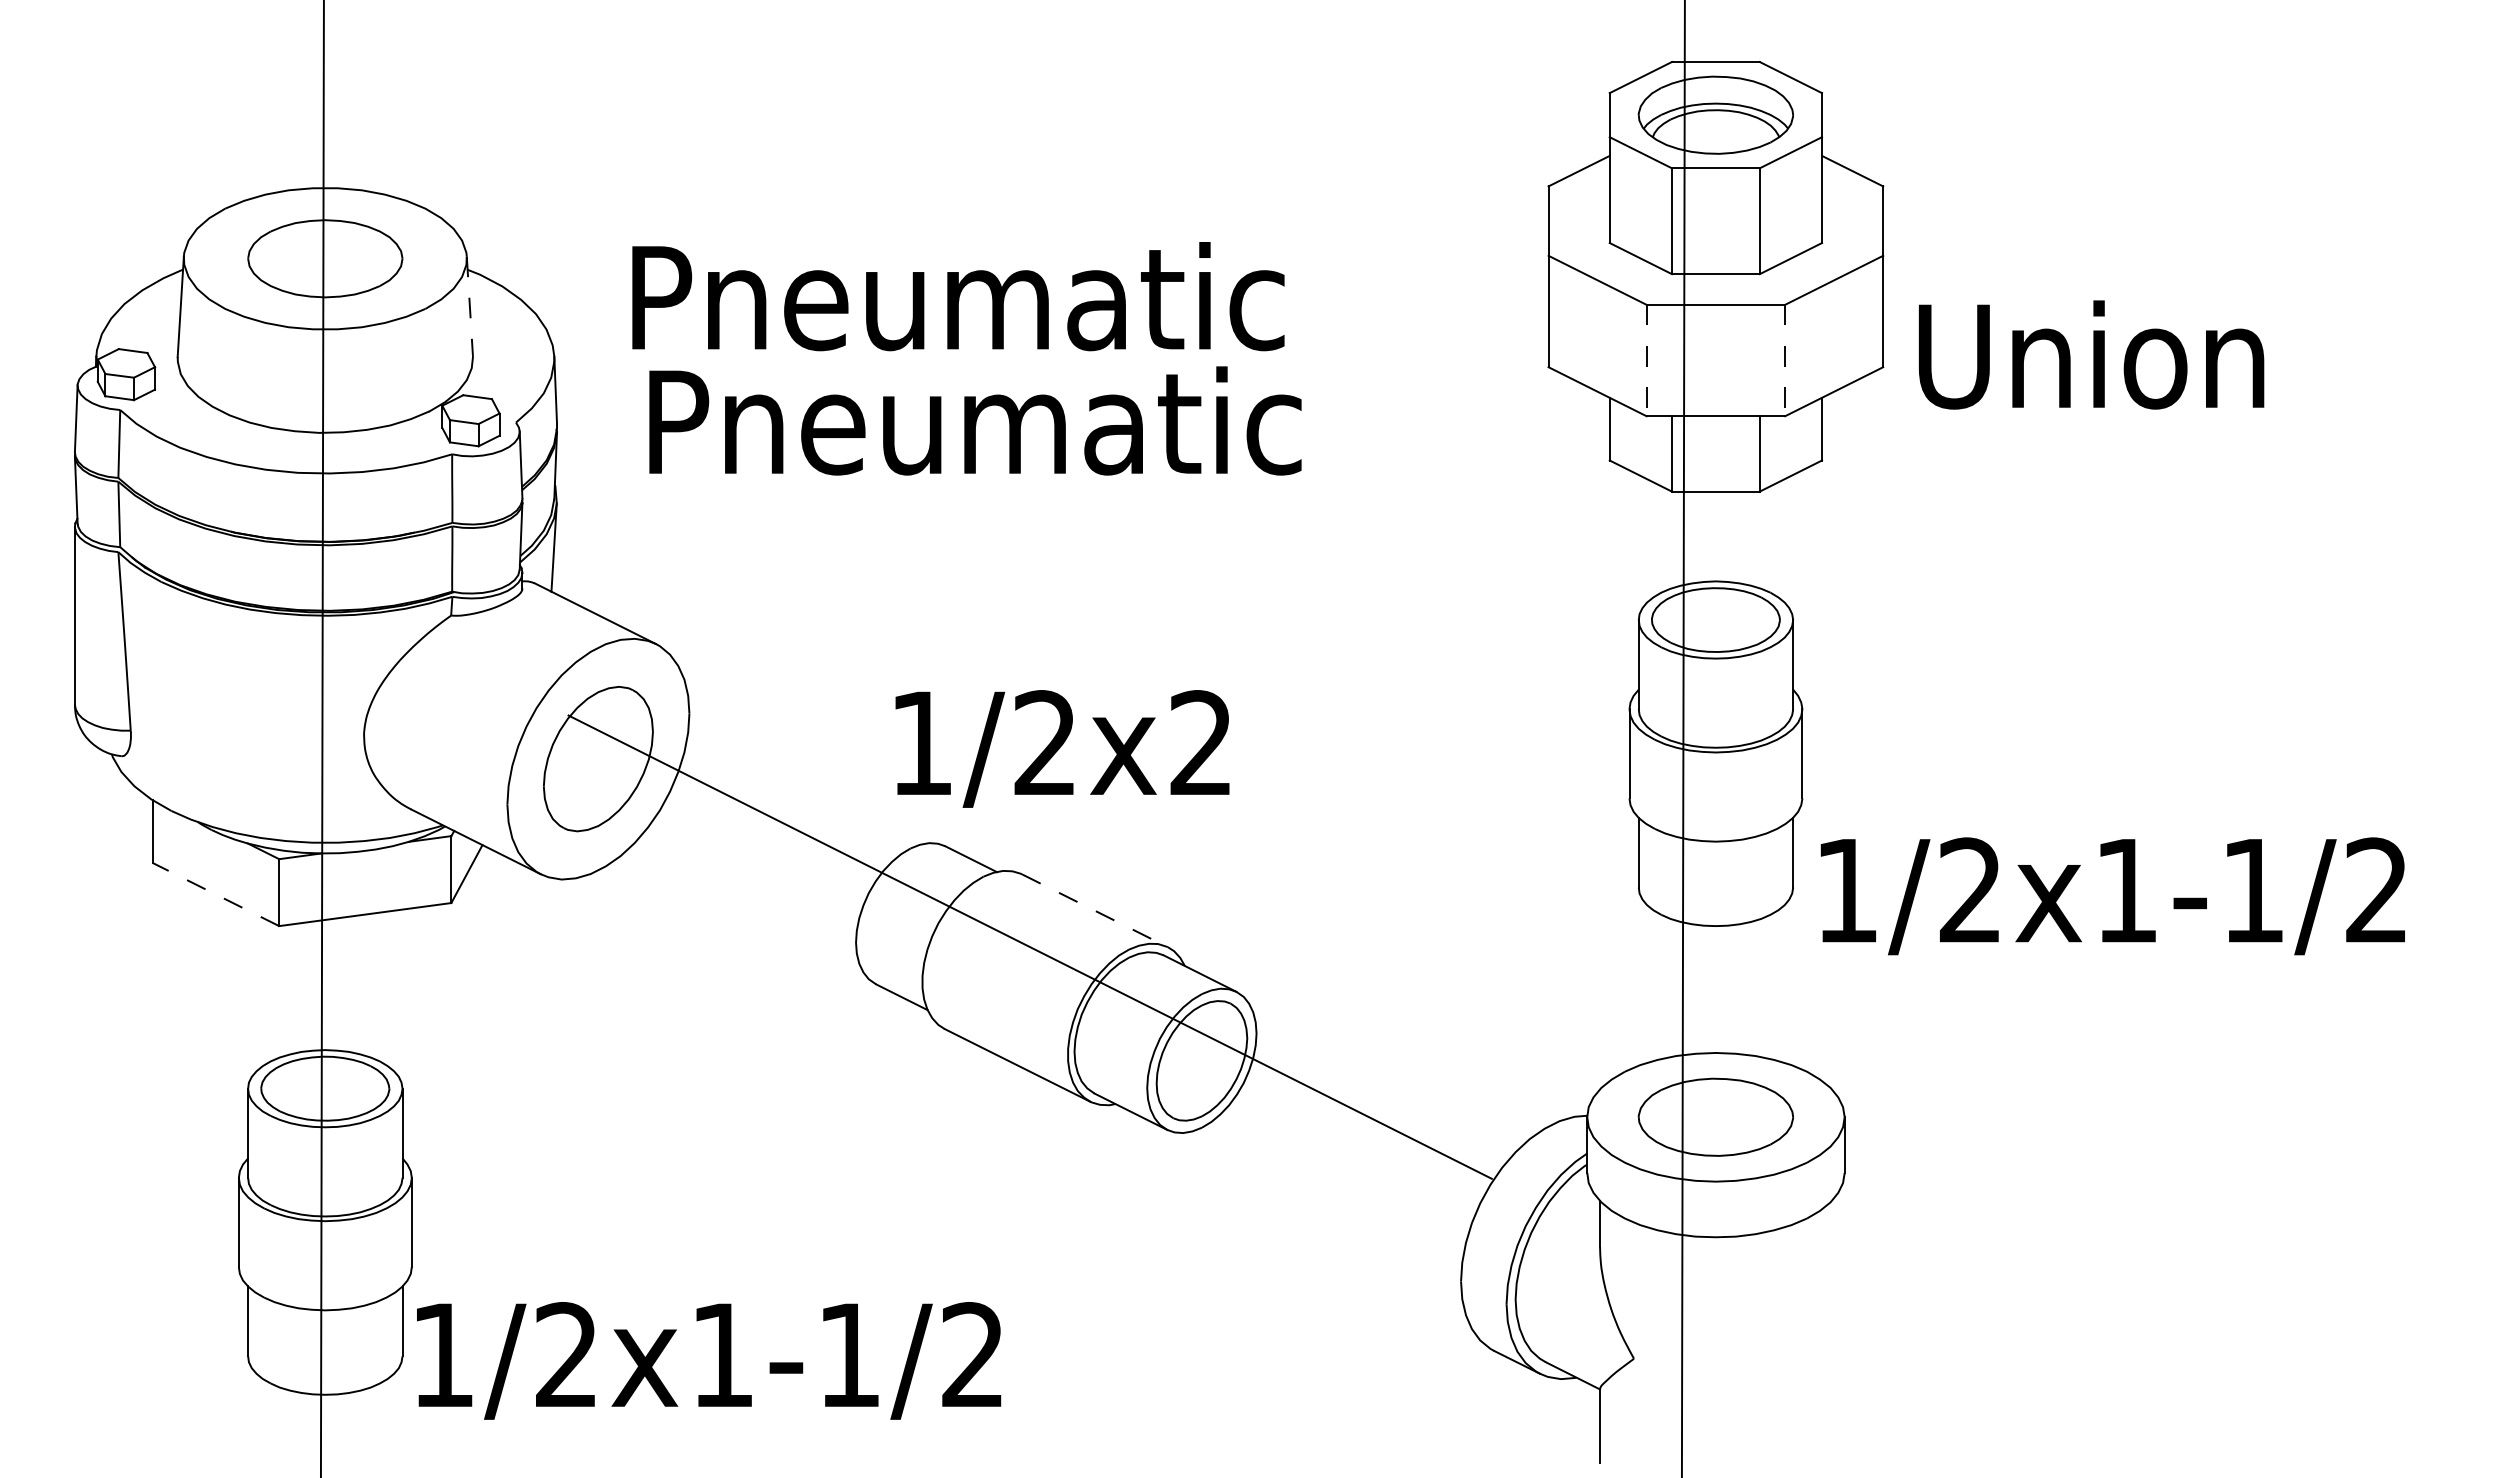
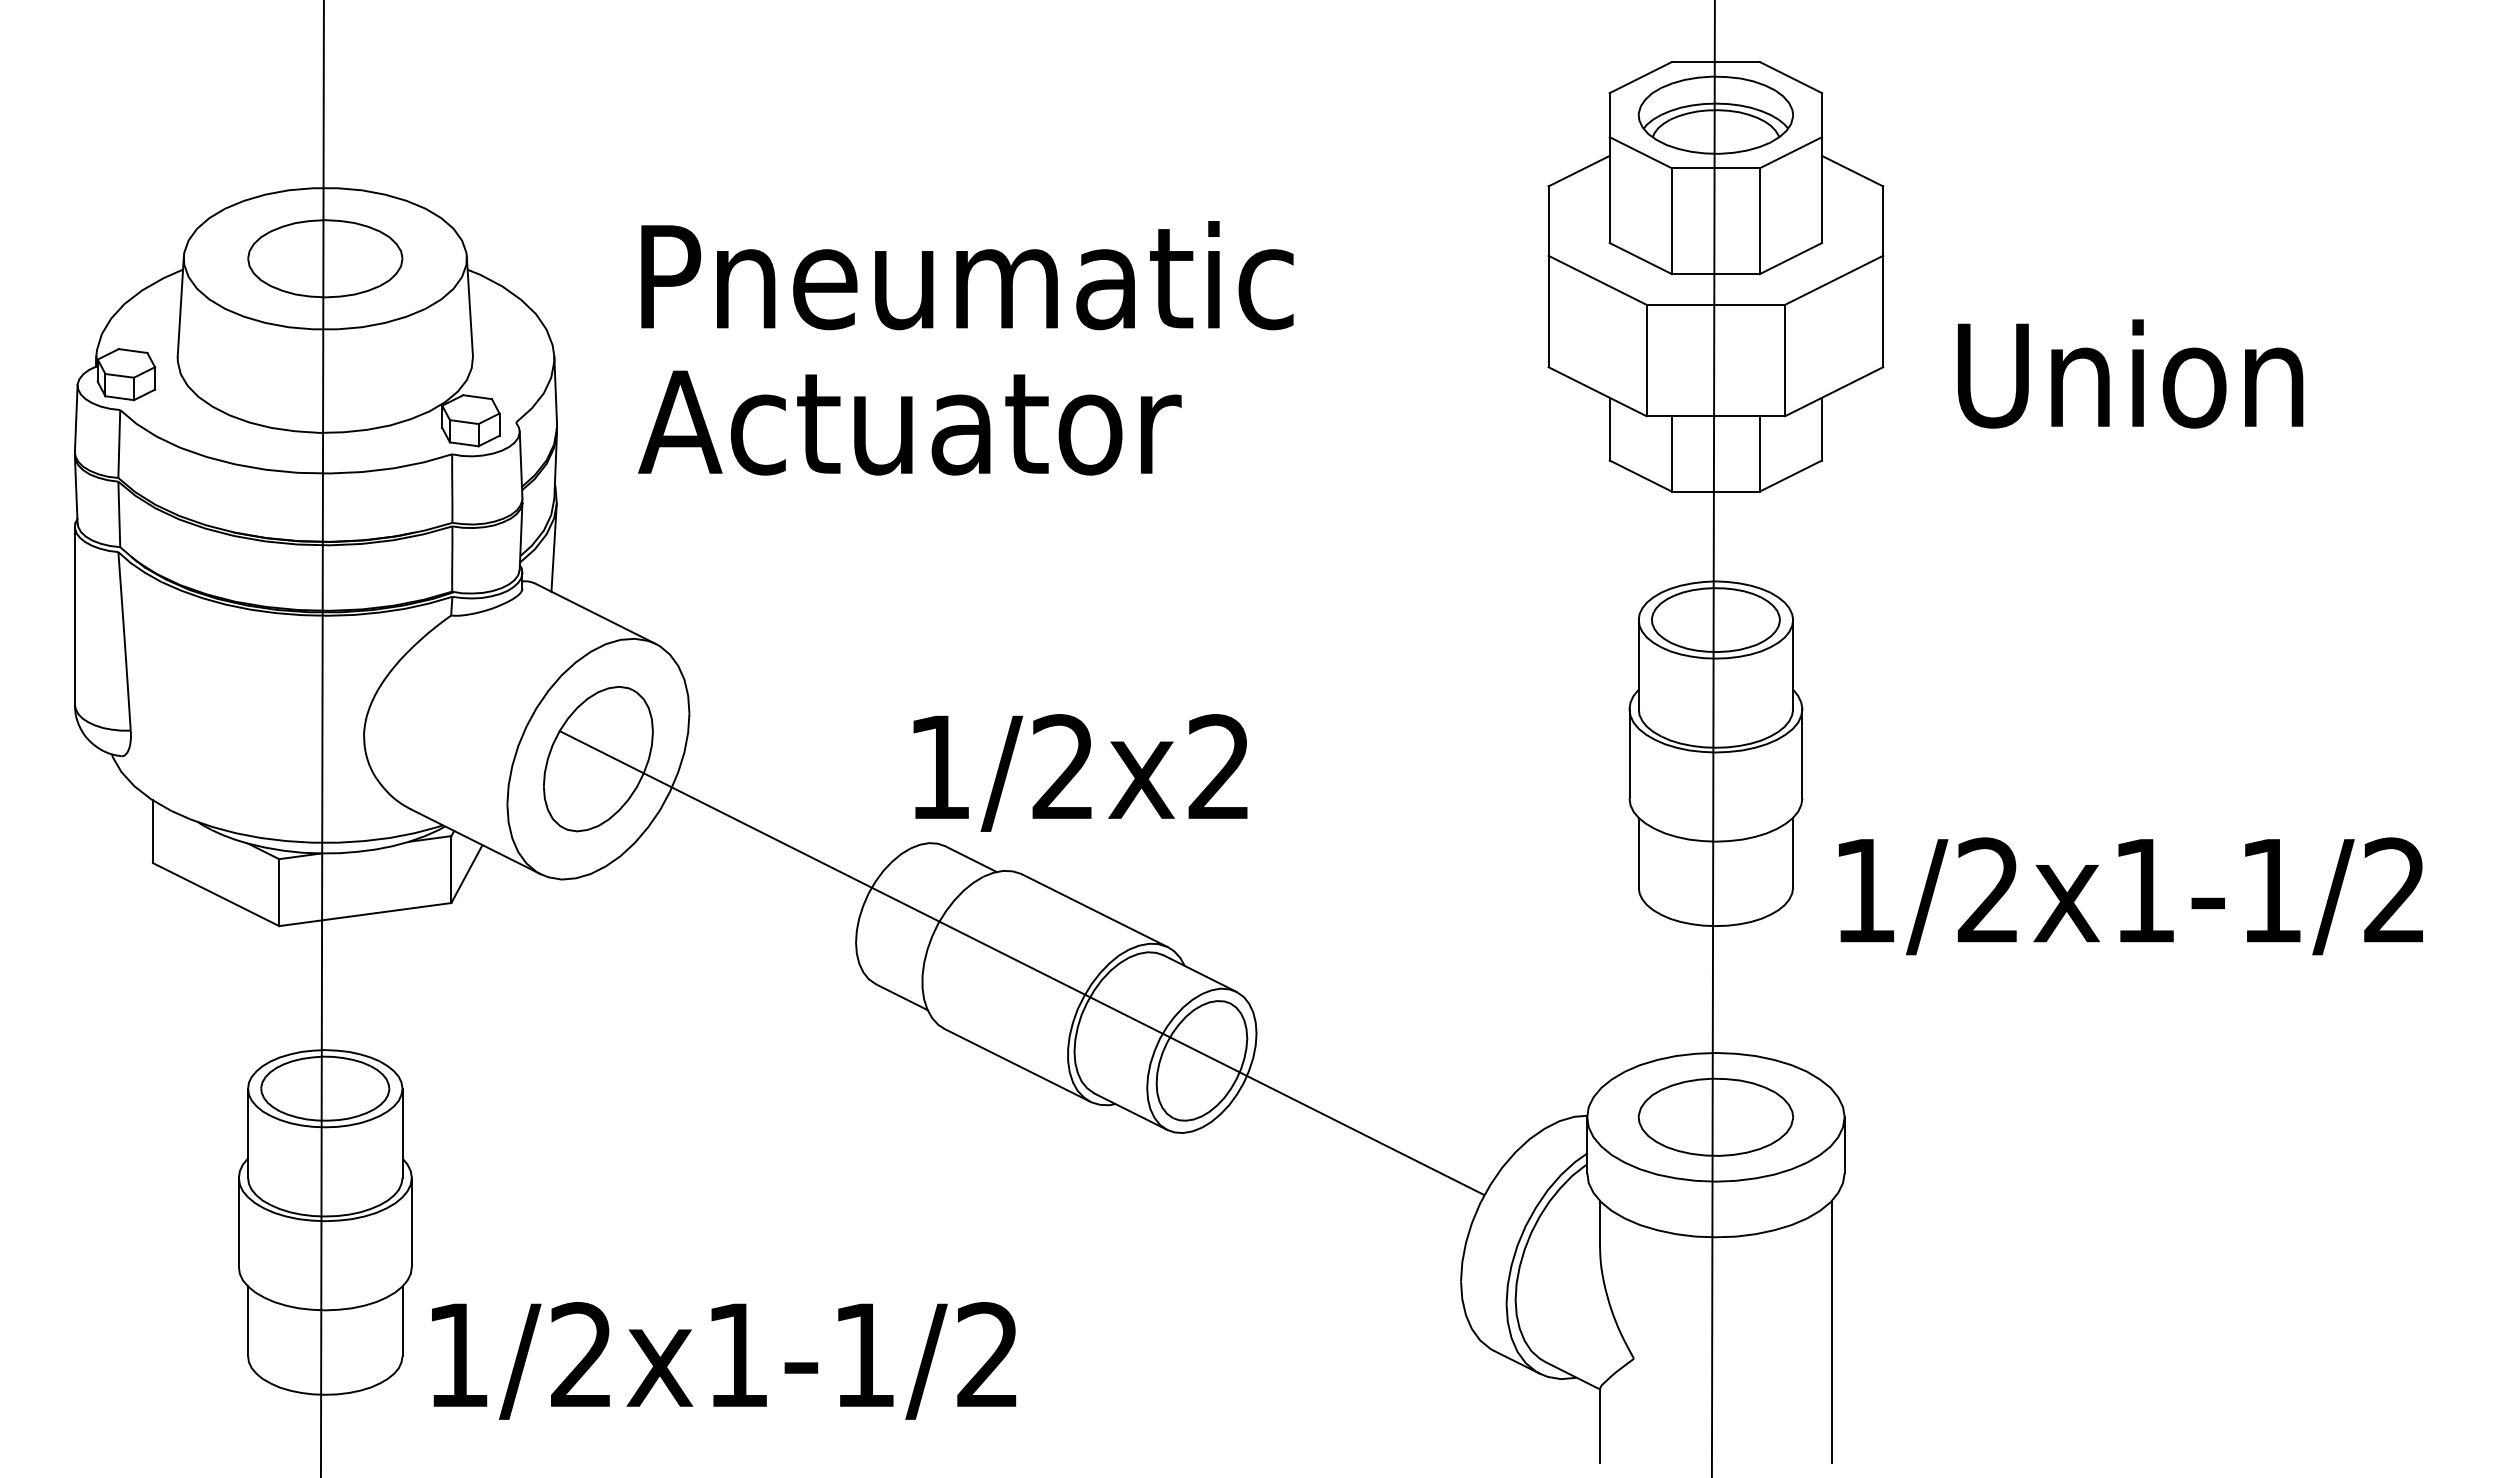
text position: (958, 296) -> (967, 275) (967, 275)
line: dashed -> solid (469, 307)
text position: (2091, 354) -> (2130, 373) (2130, 373)
line: dashed -> solid (1646, 360)
line: dashed -> solid (1785, 360)
text: Pneumatic -> Actuator (969, 420)
line position: (1682, 738) -> (1712, 738) (1712, 738)
text position: (1062, 748) -> (1080, 772) (1080, 772)
line: dashed -> solid (216, 894)
text position: (2112, 896) -> (2130, 896) (2130, 896)
line: dashed -> solid (1095, 910)
line position: (1029, 947) -> (1021, 963) (1021, 963)
line: none -> present (1831, 1331)
text position: (709, 1360) -> (724, 1360) (724, 1360)
